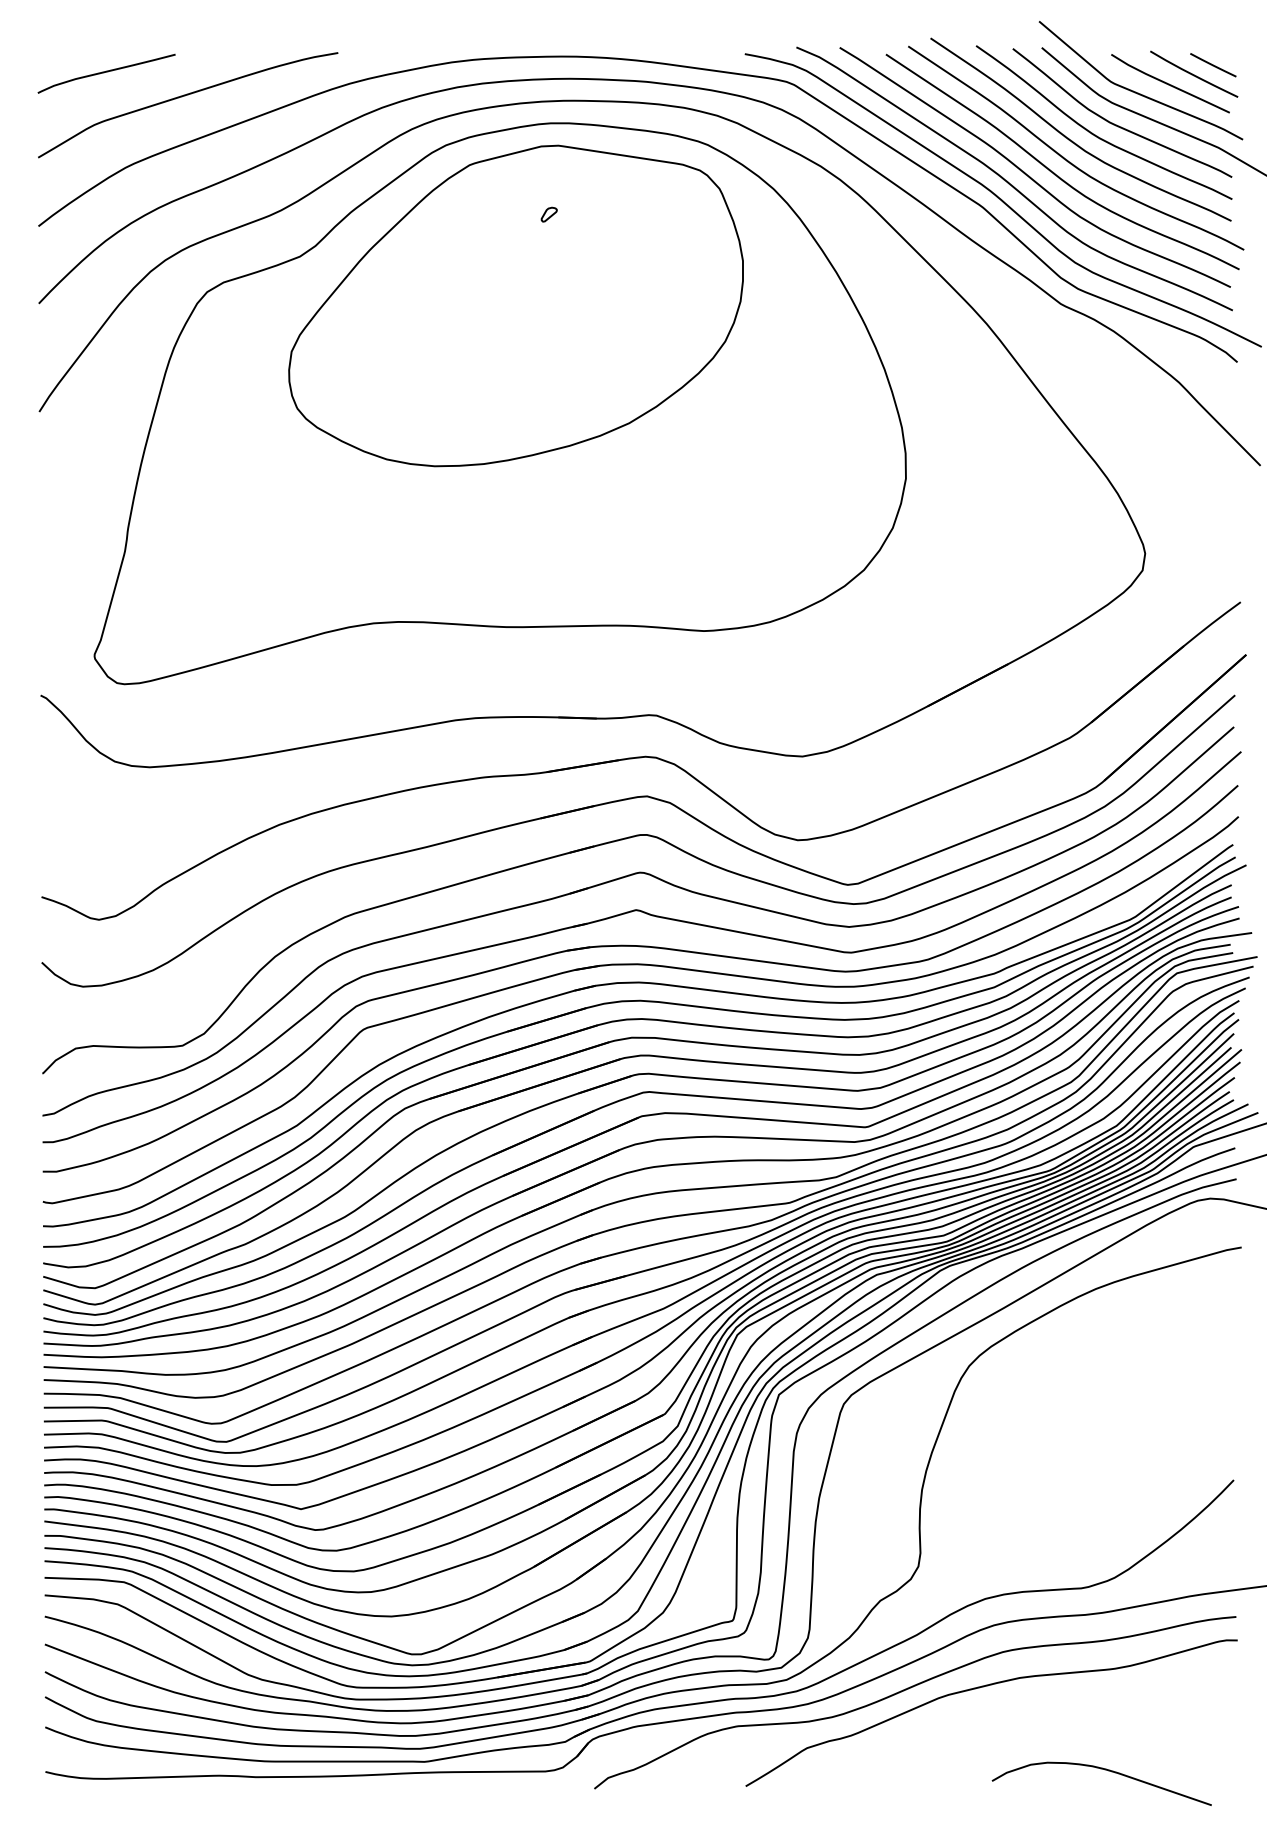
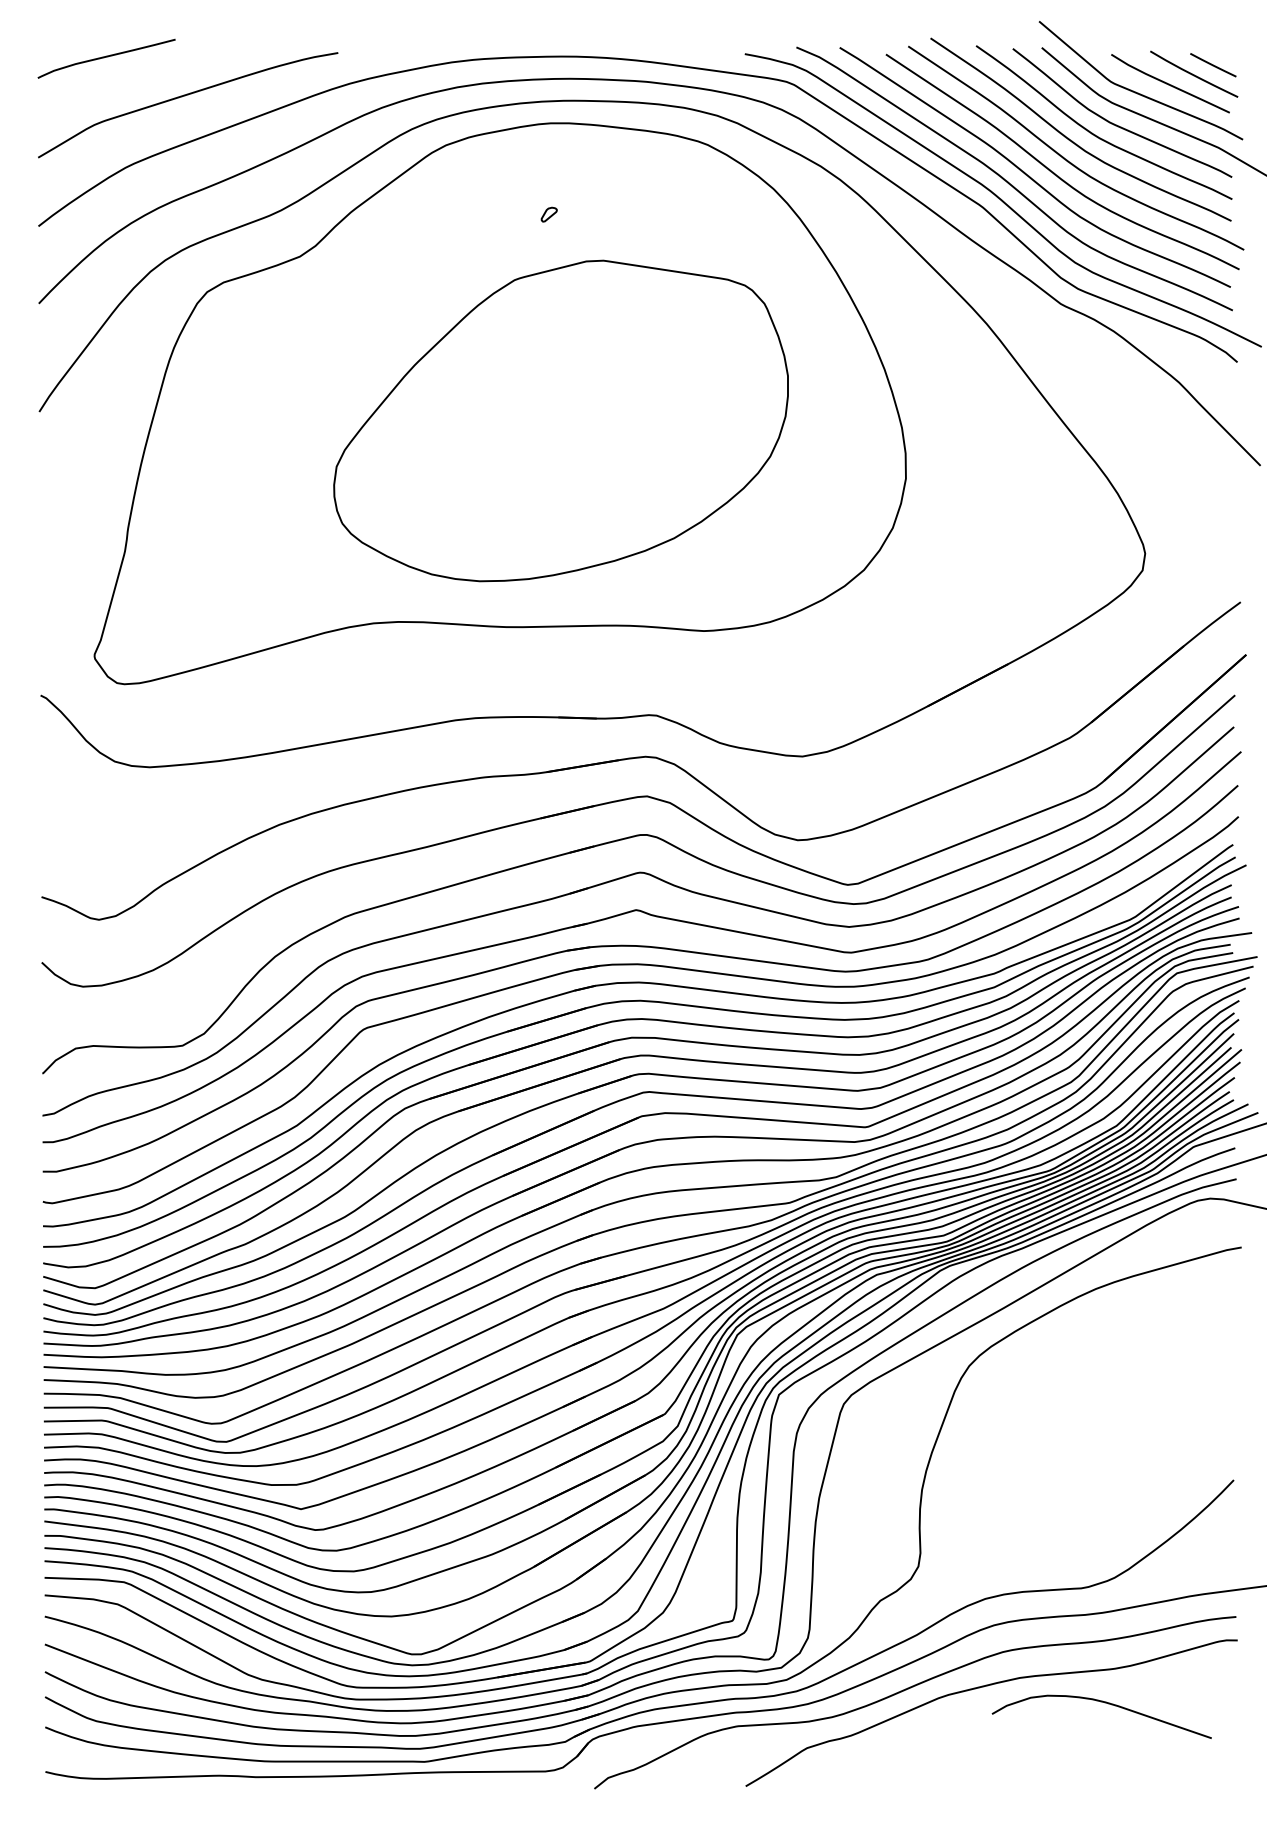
curve position: (106, 72) -> (106, 57) (106, 57)
part position: (515, 305) -> (560, 420) (560, 420)
curve position: (1104, 1770) -> (1104, 1703) (1104, 1703)
